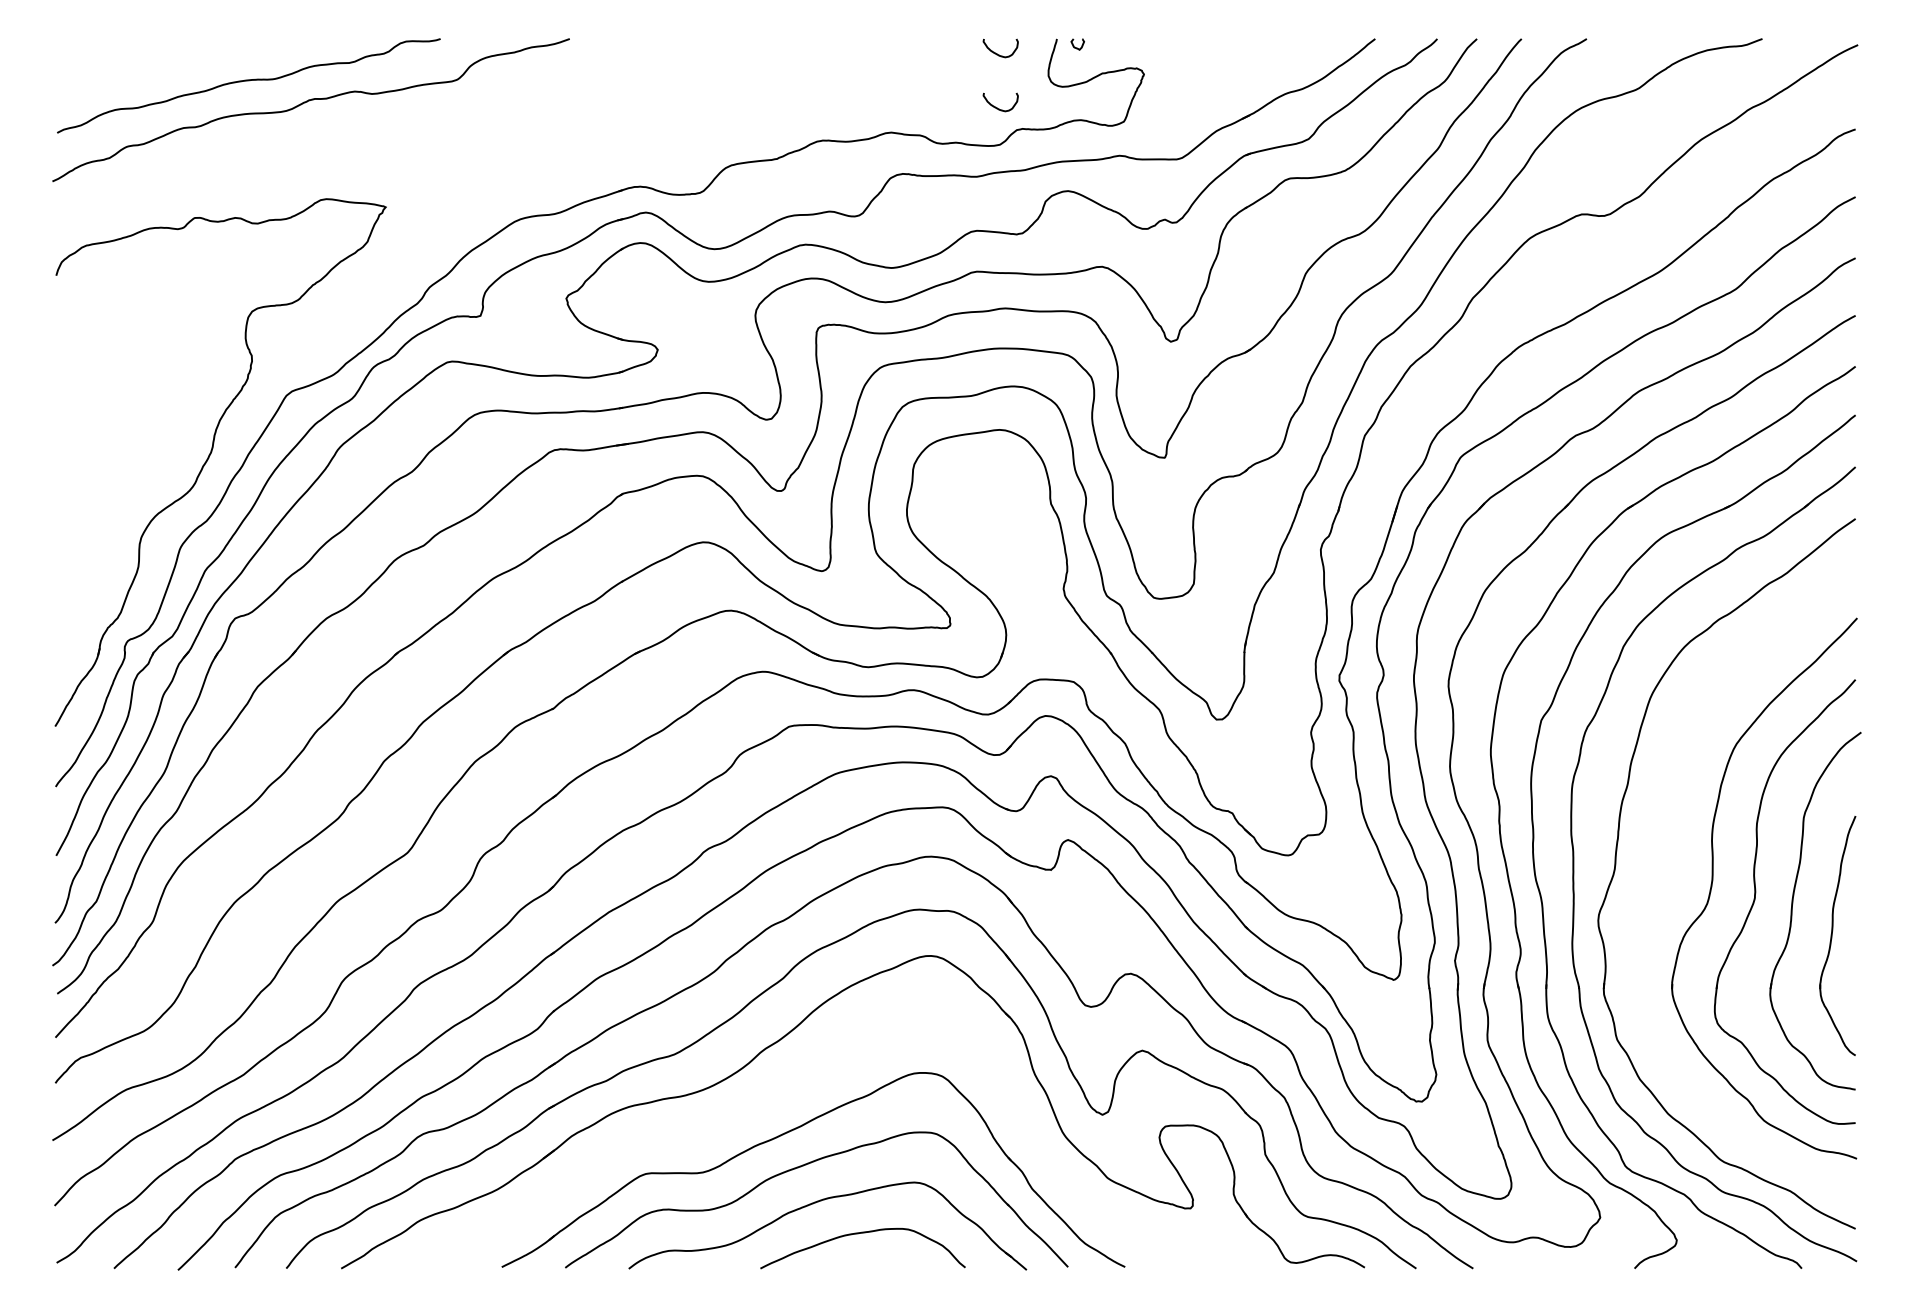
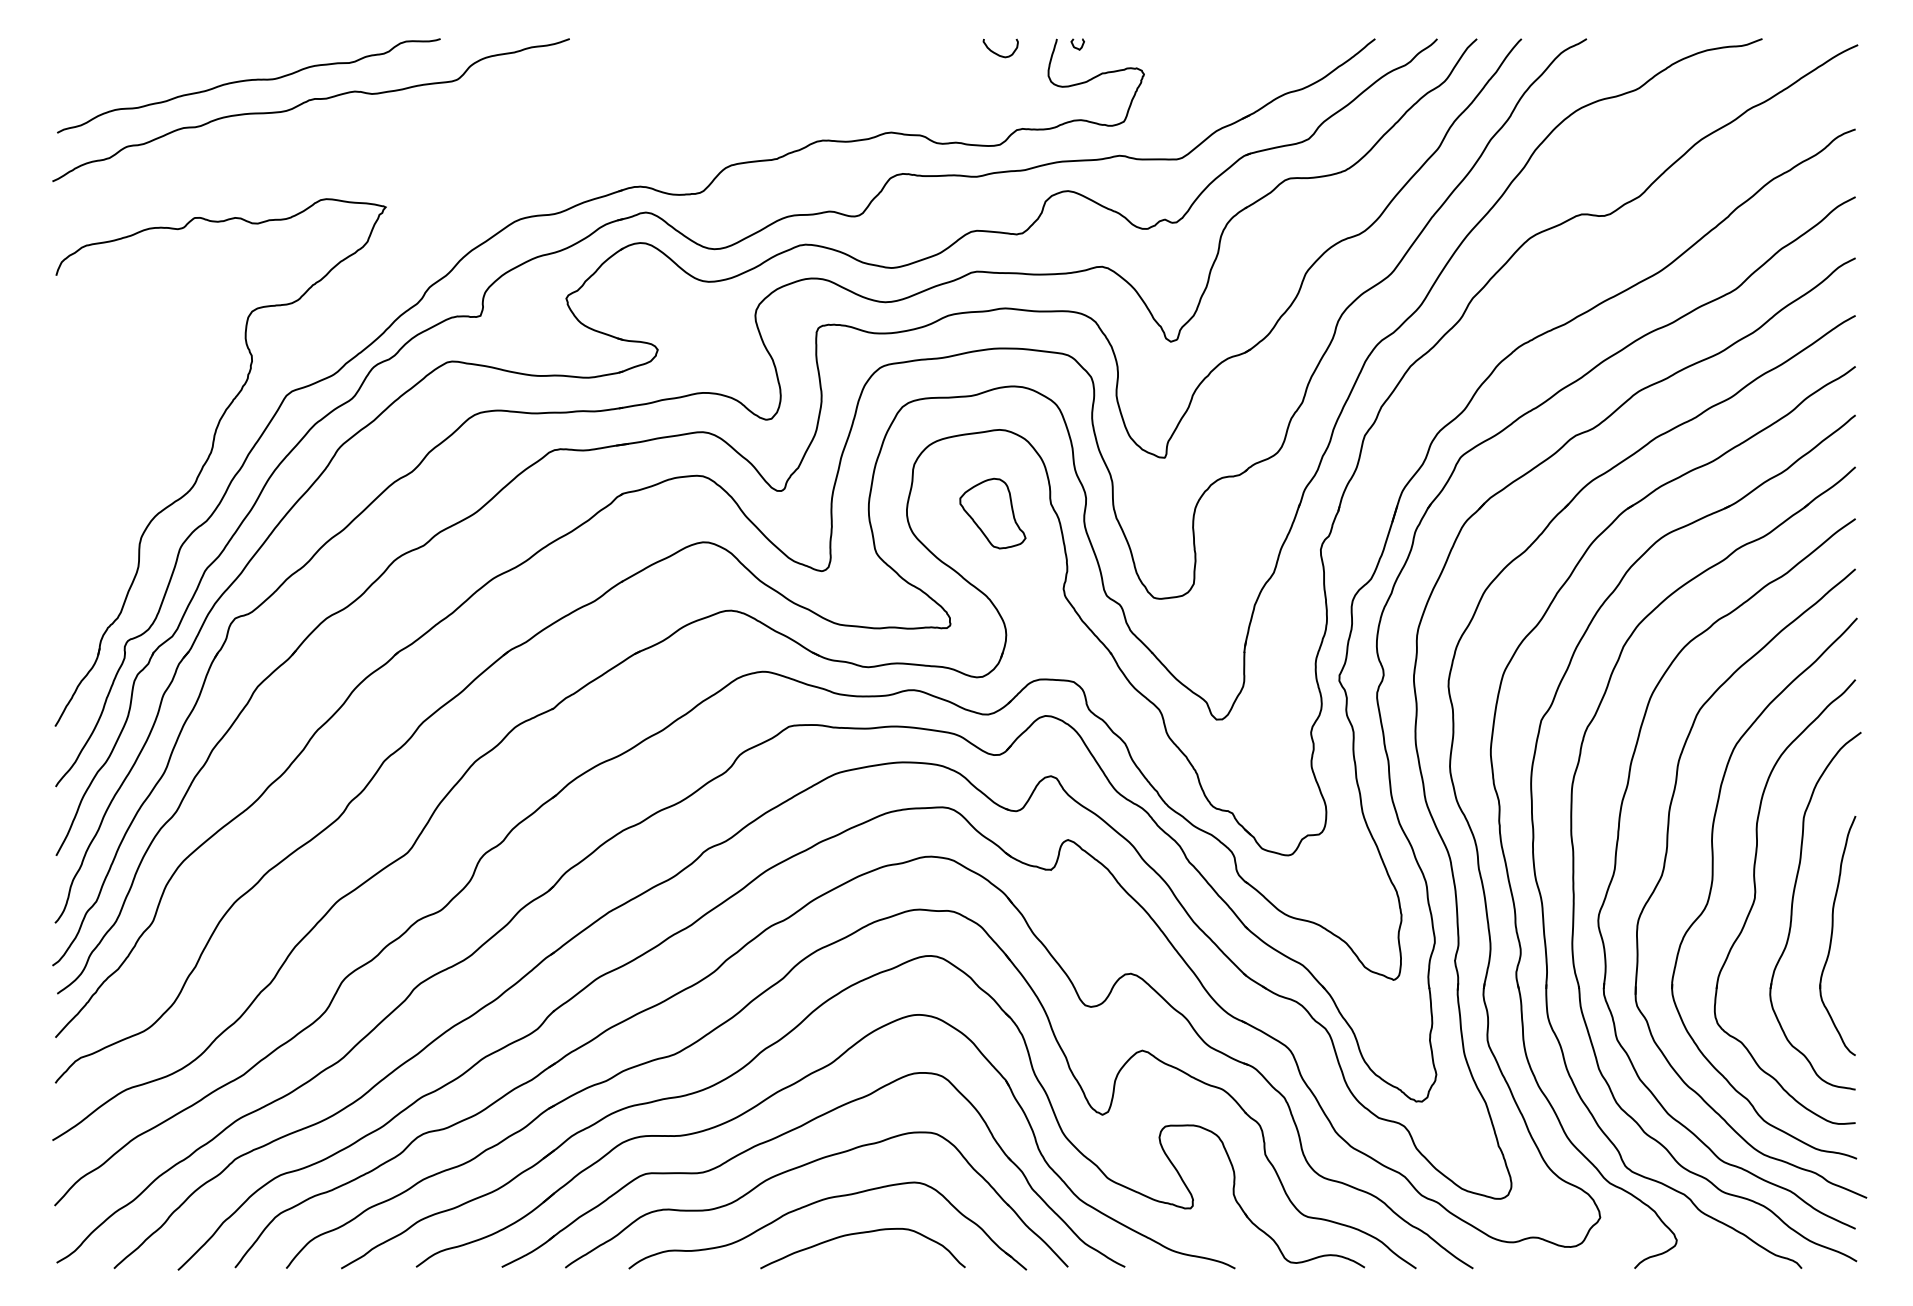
curve: present -> none (997, 107)
part: none -> present (992, 513)
part: none -> present (1665, 865)
part: none -> present (795, 1084)
